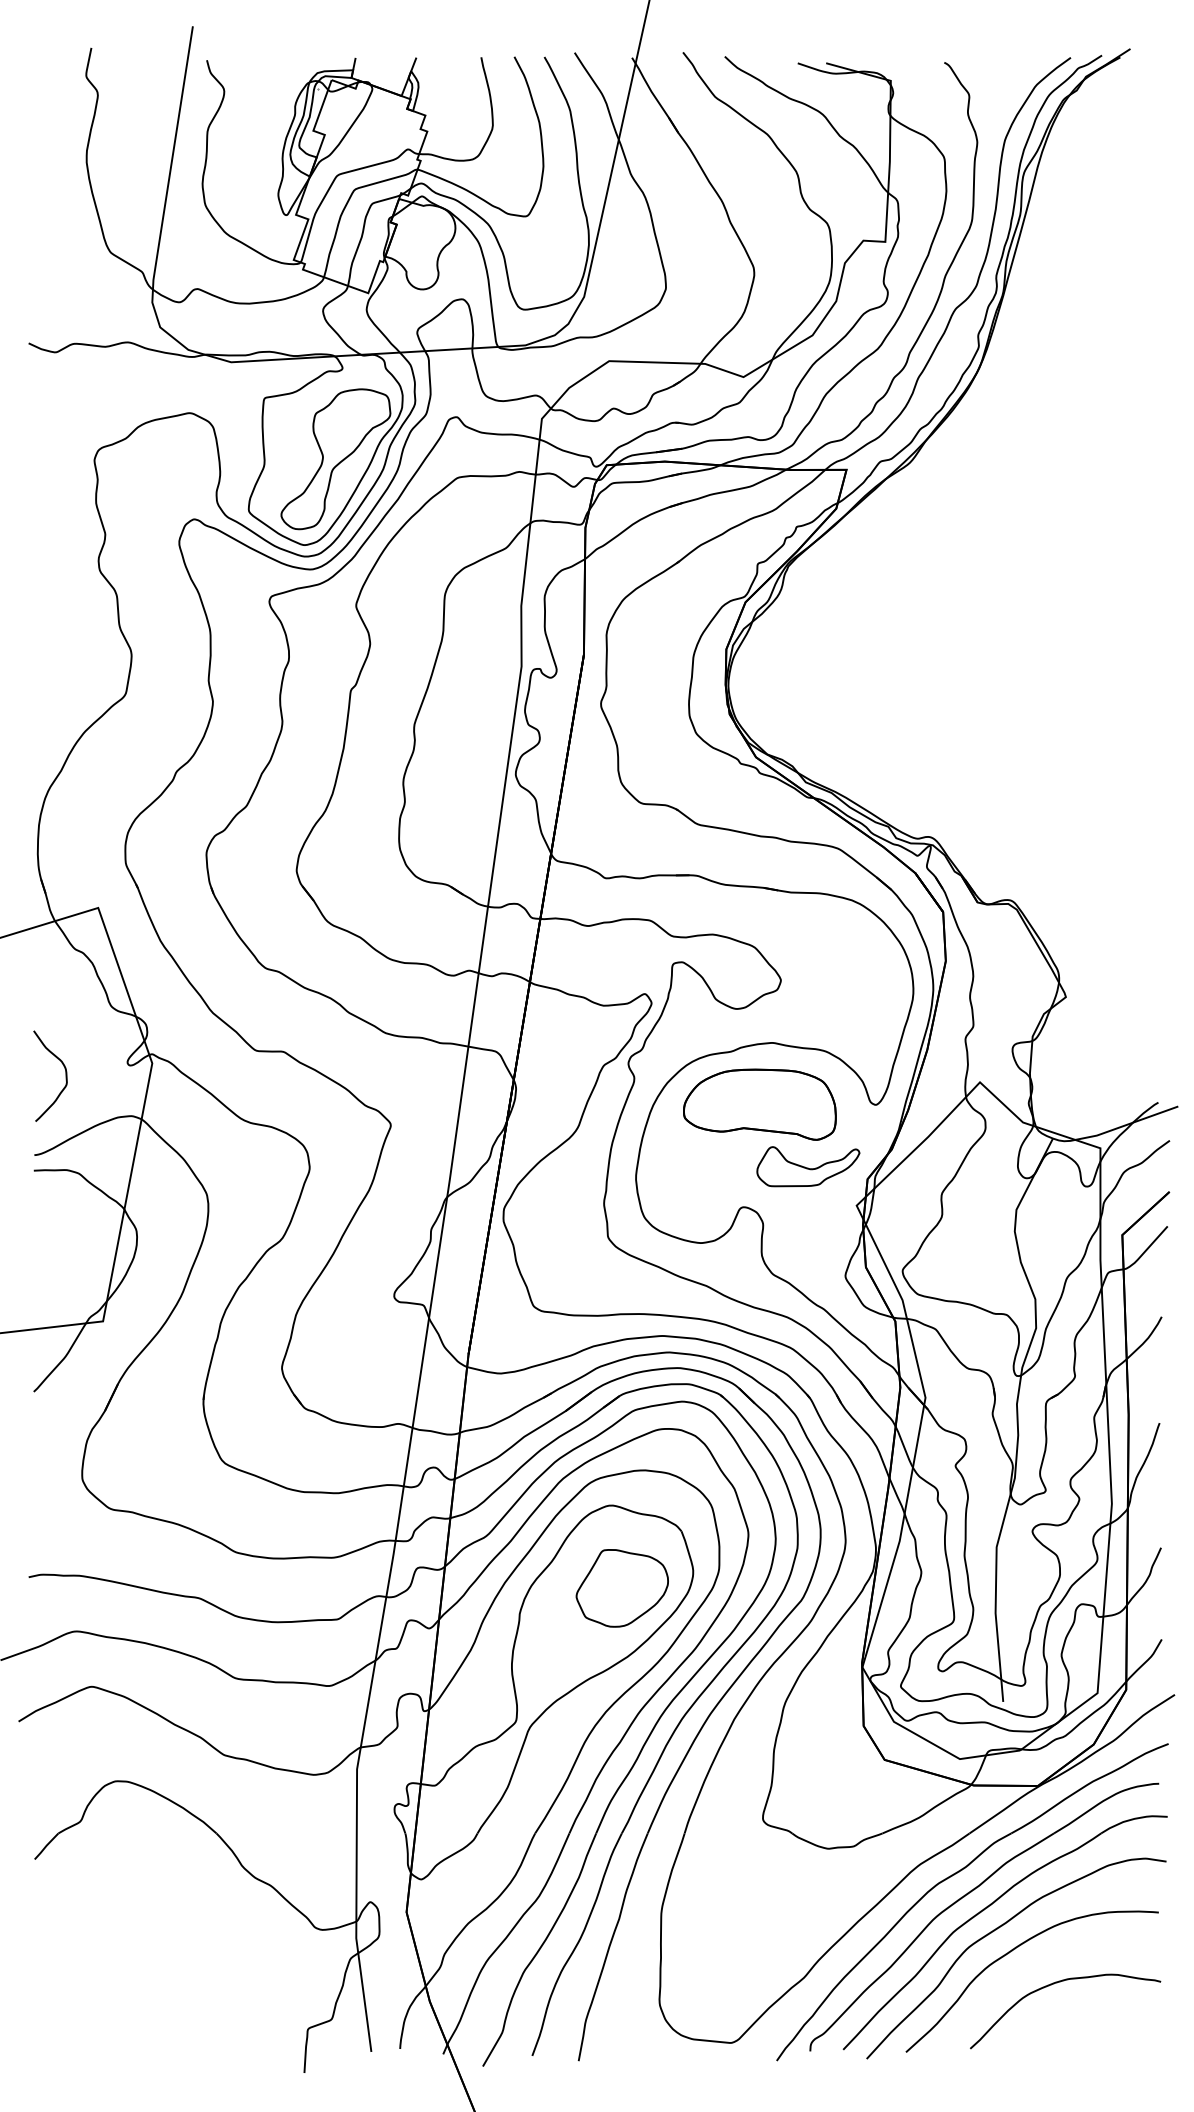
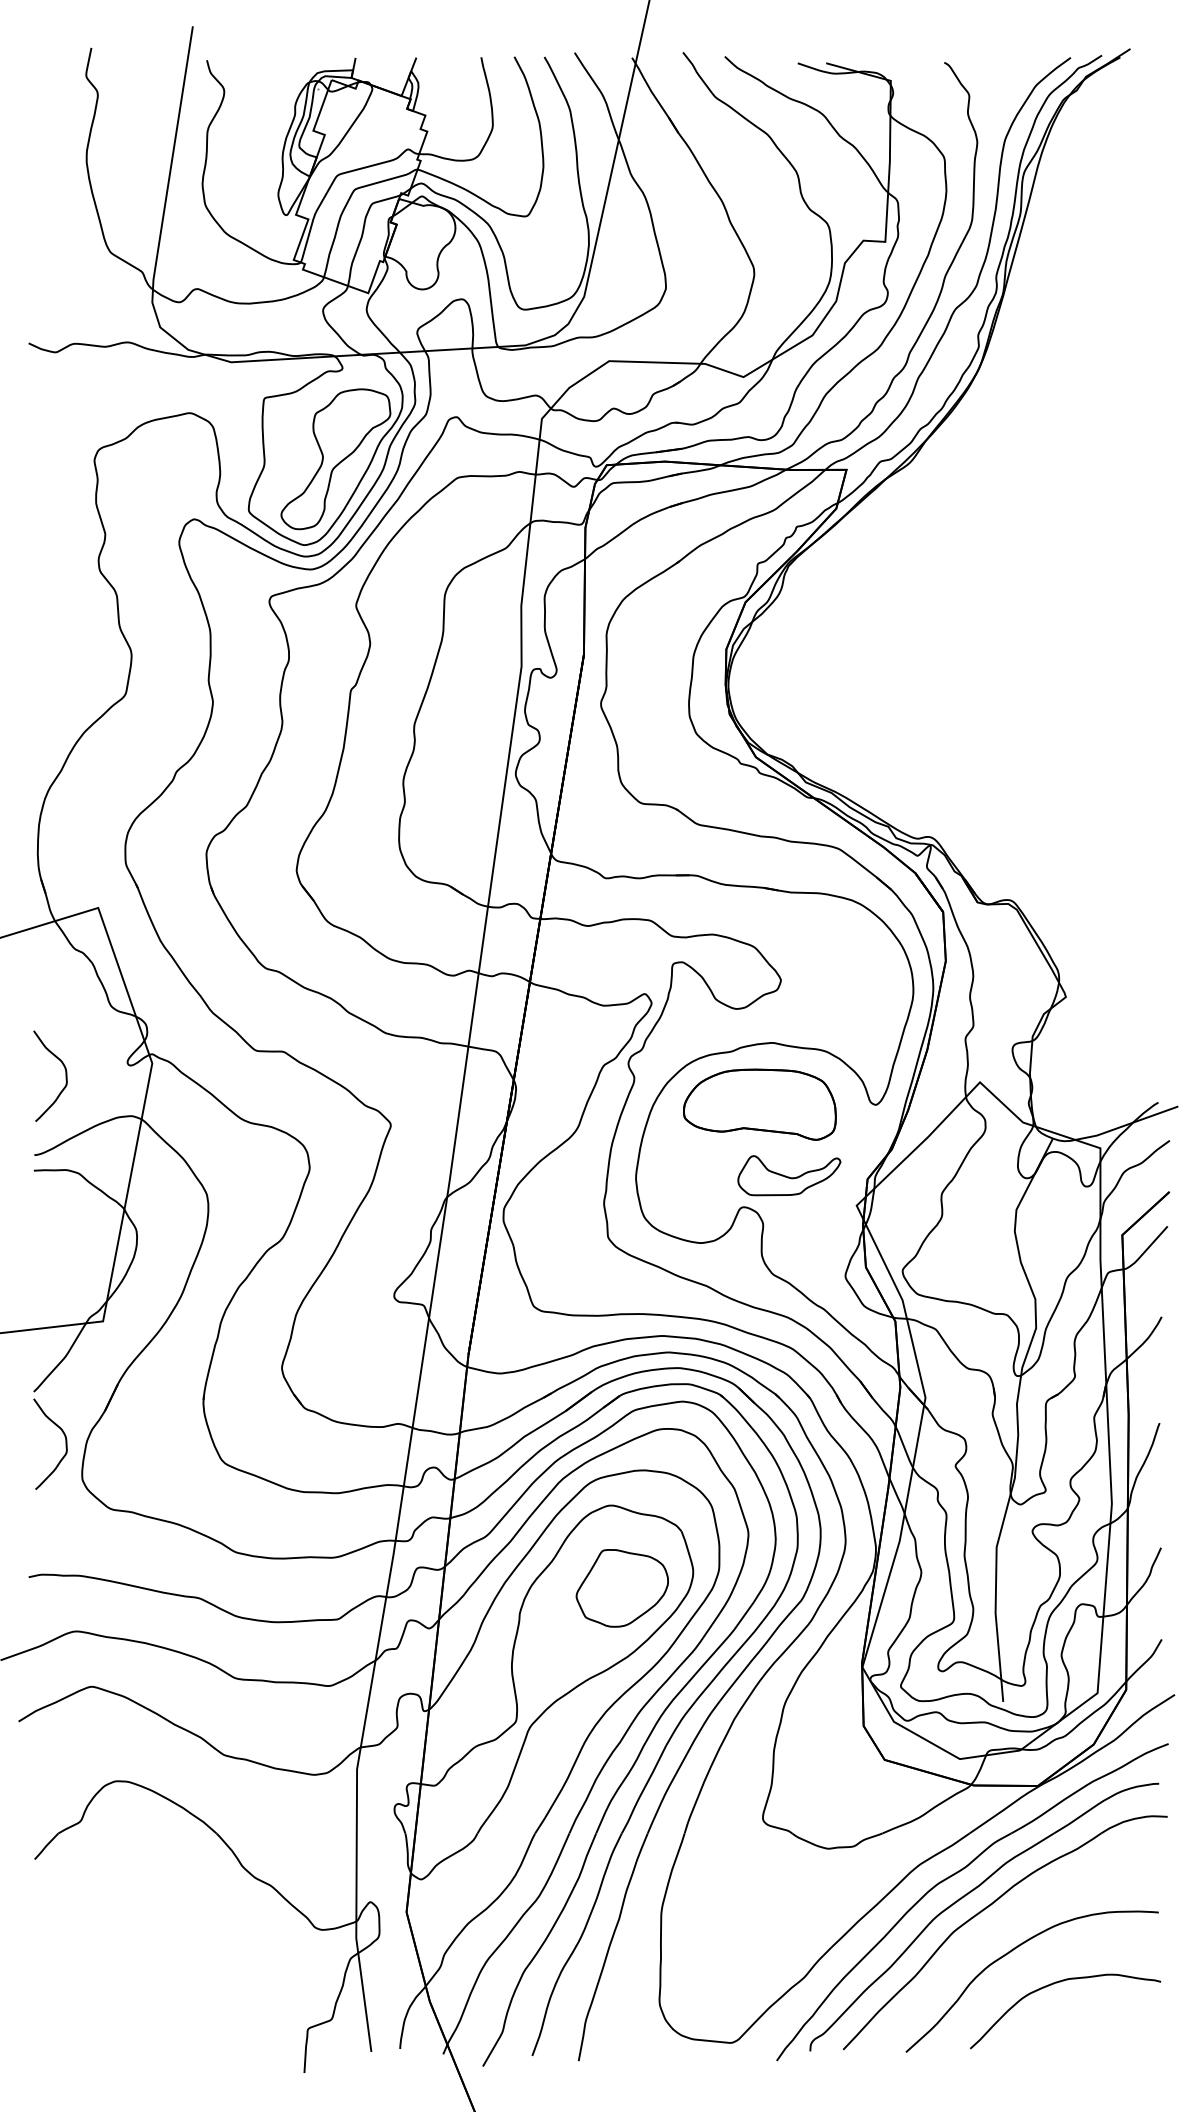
part position: (808, 1166) -> (789, 1175) (789, 1175)
curve: none -> present (65, 1443)
curve: present -> none (996, 1930)
